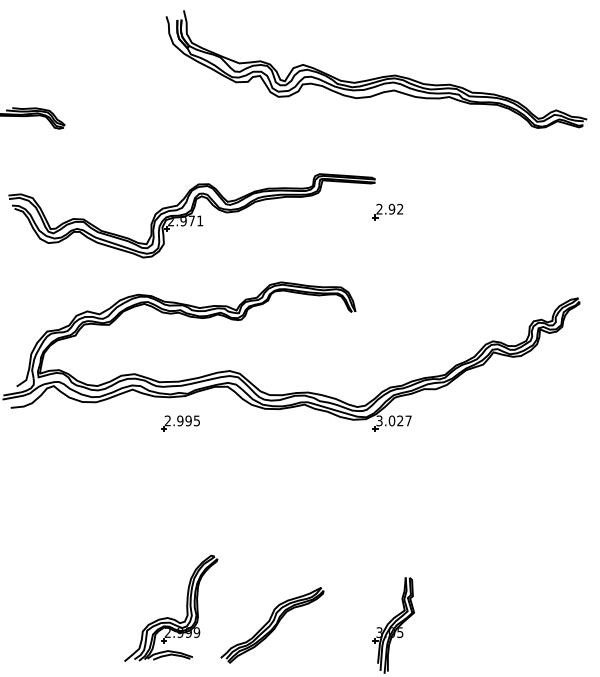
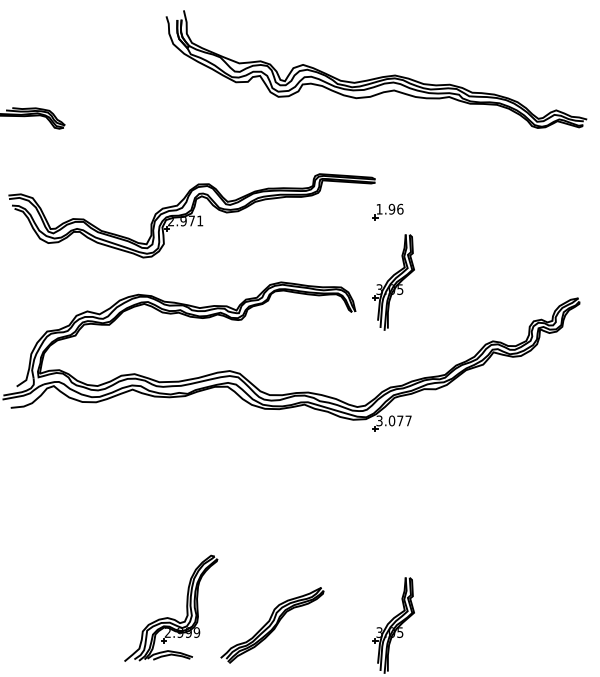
text: 2.92 -> 1.96 (389, 208)
part: none -> present (393, 282)
text: 3.027 -> 3.077 (400, 420)
part: present -> none (180, 423)
